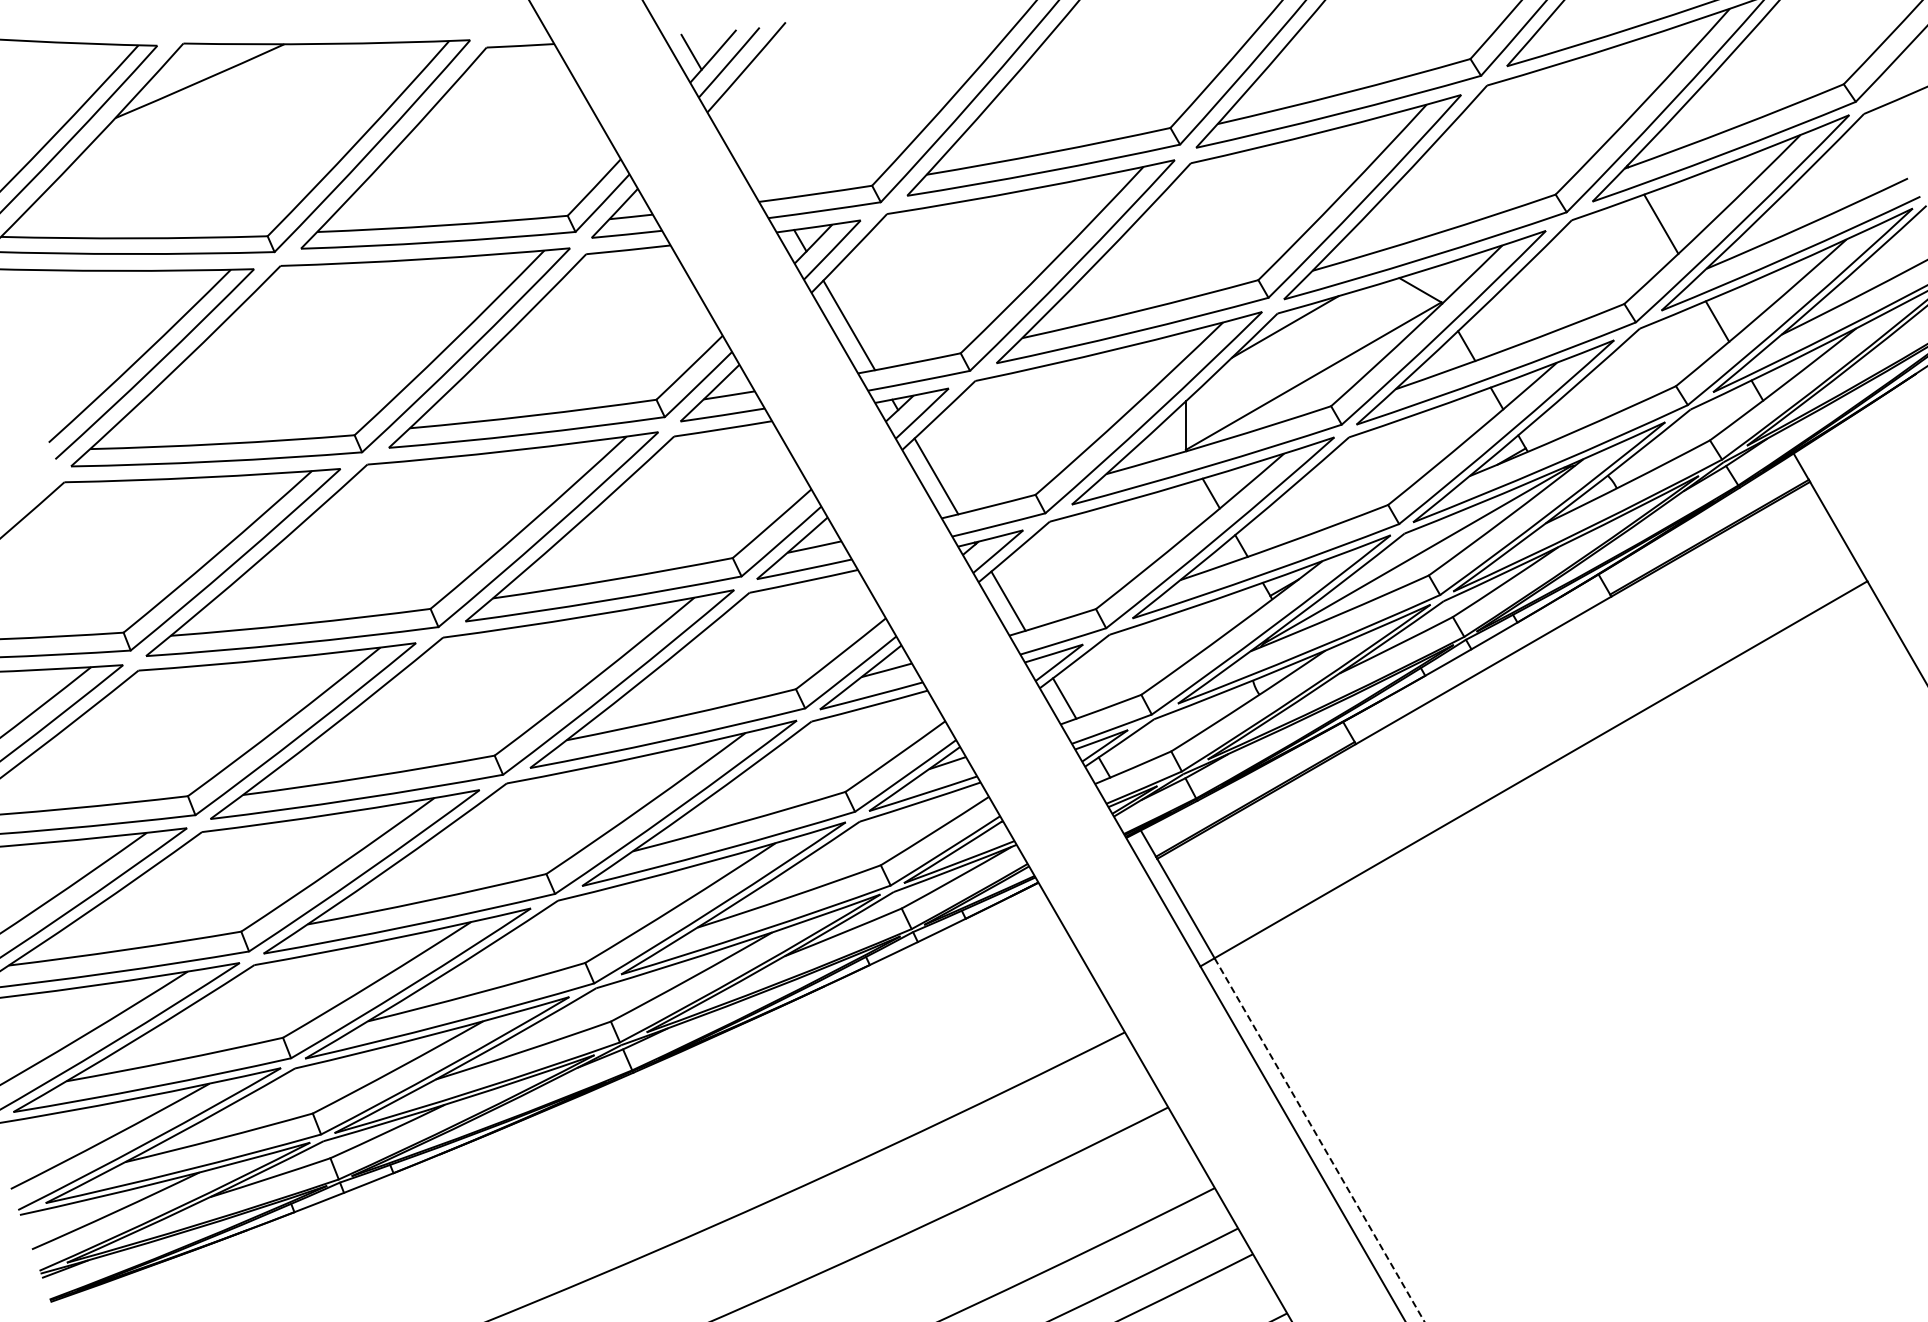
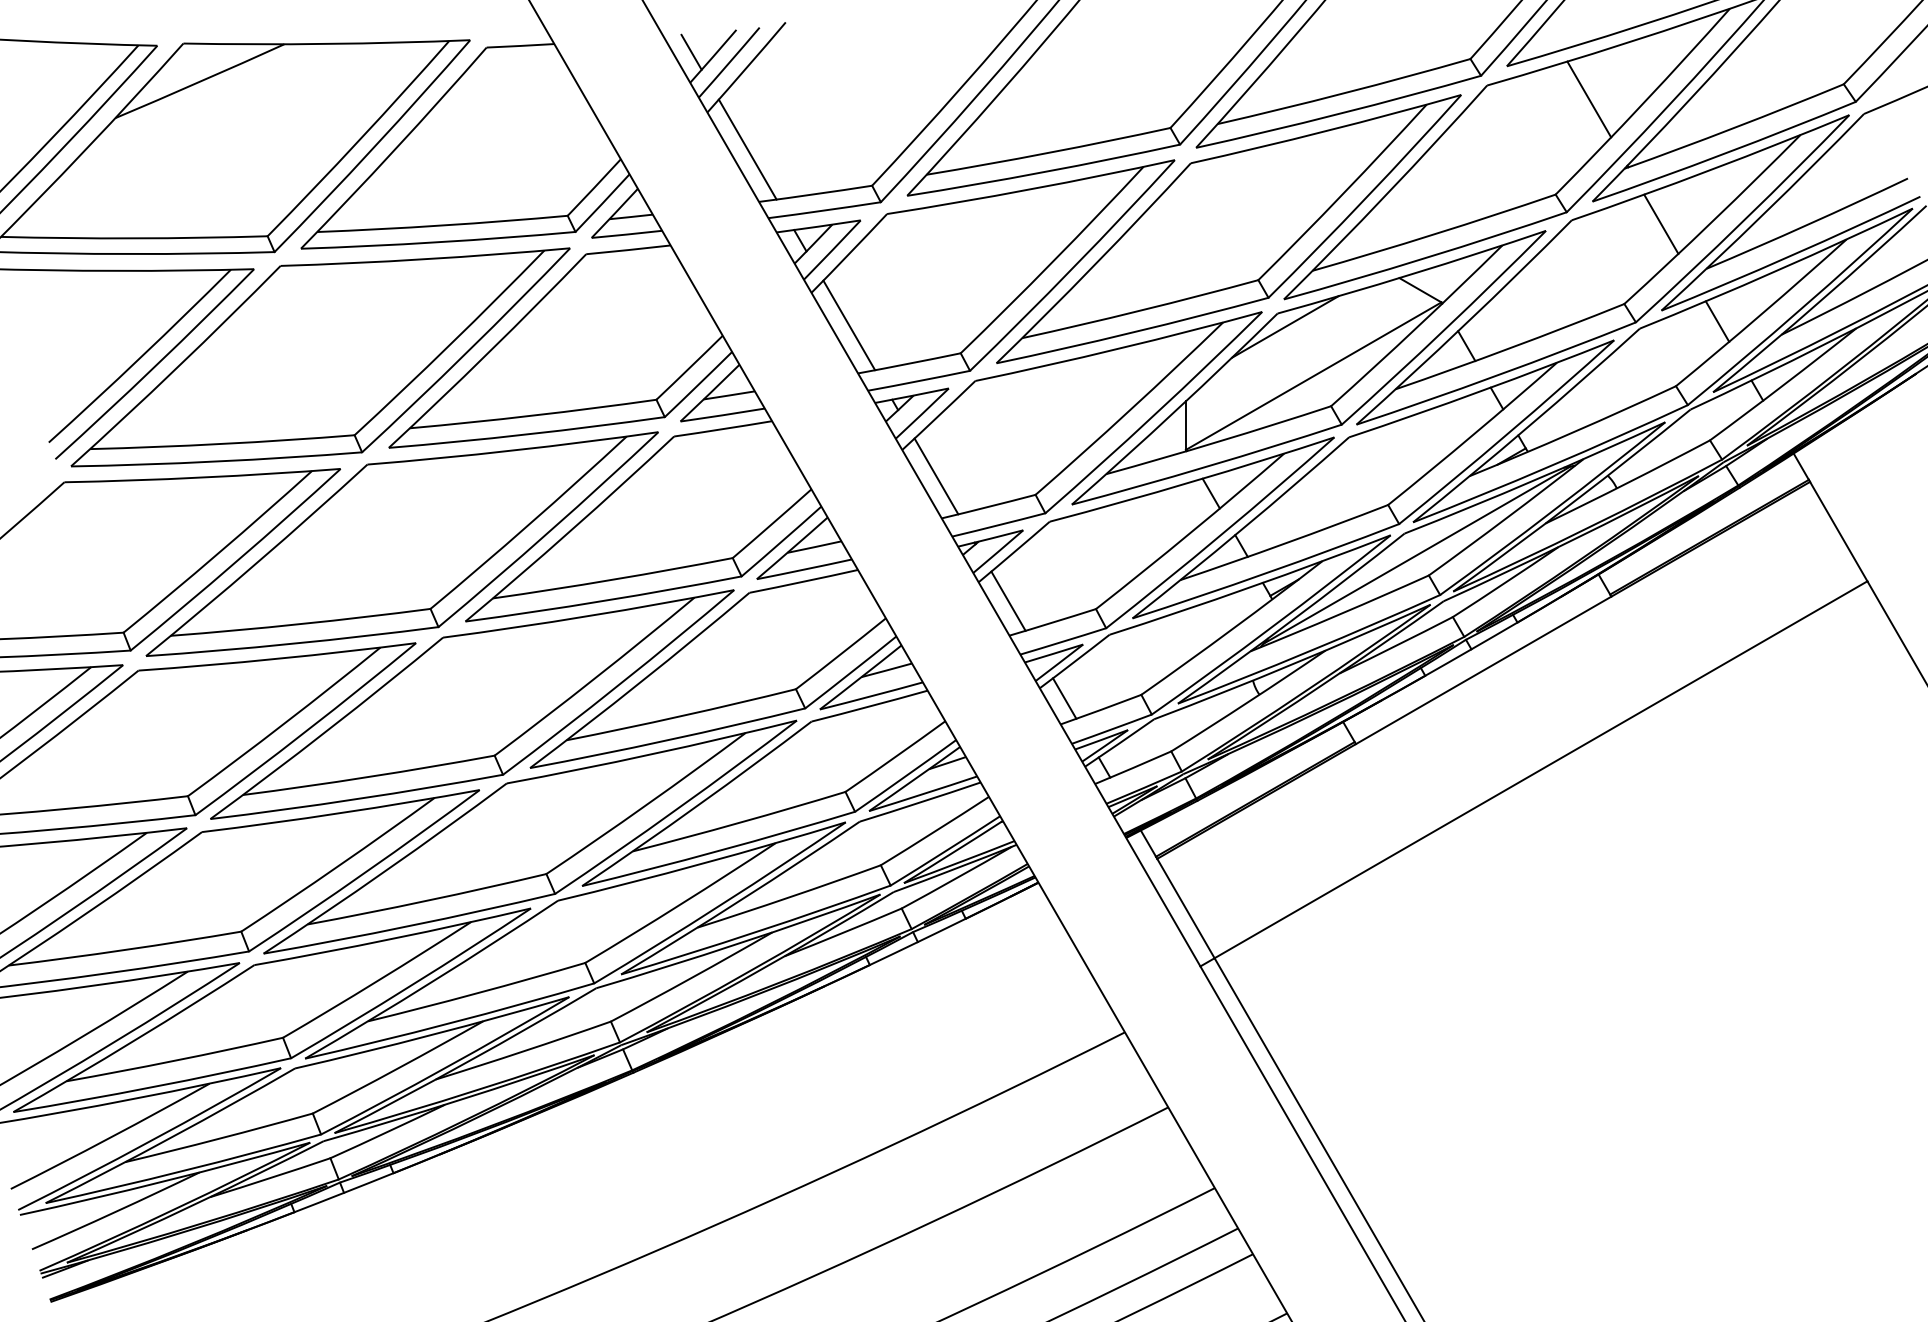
line: none -> present (1589, 99)
line: none -> present (747, 149)
line: dashed -> solid (1319, 1140)
